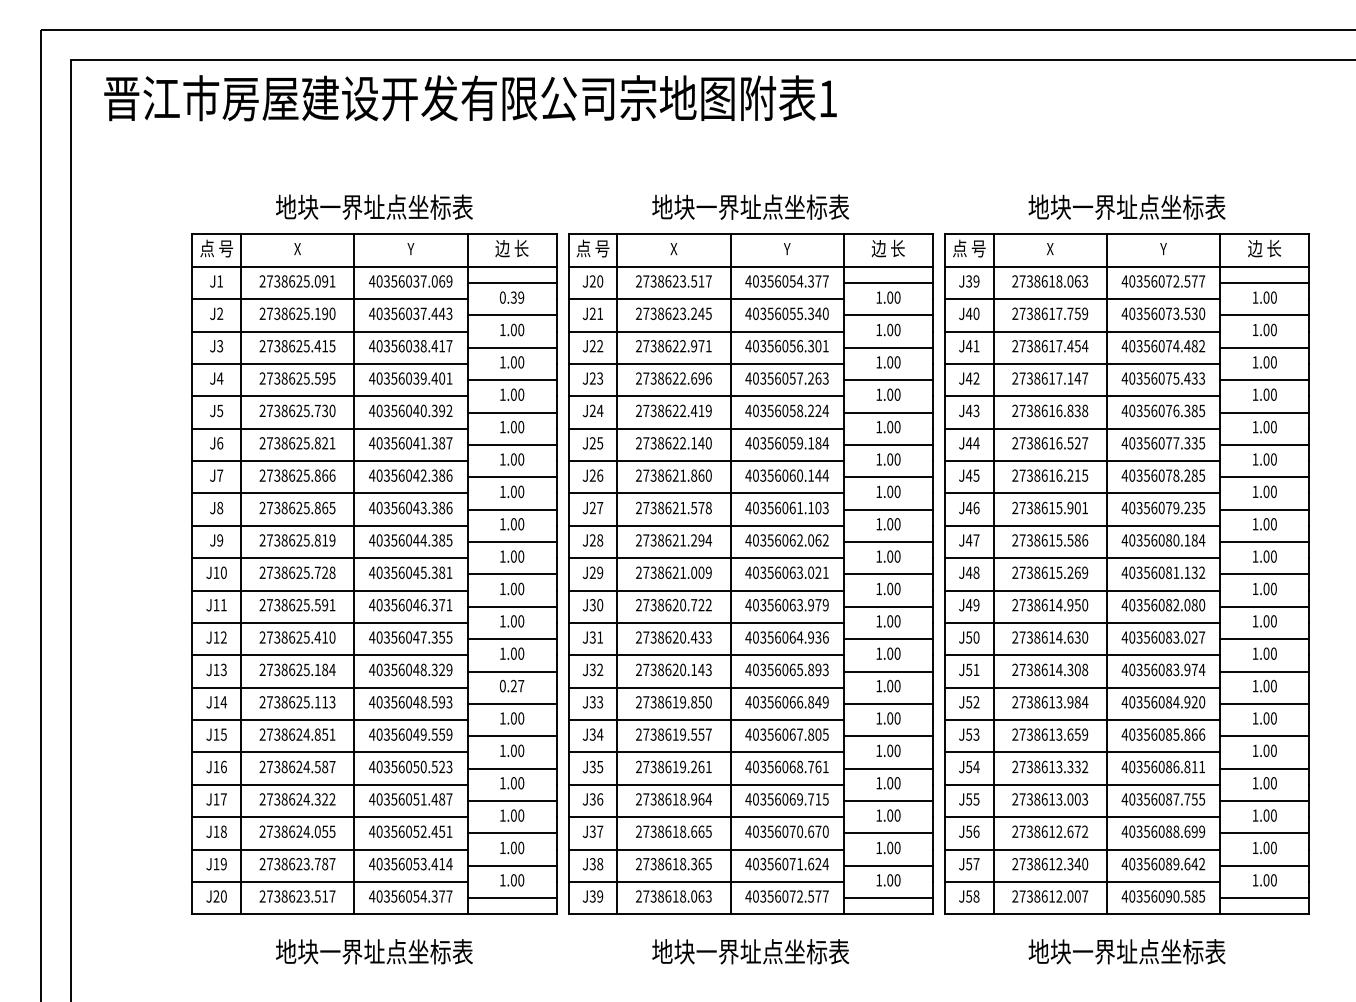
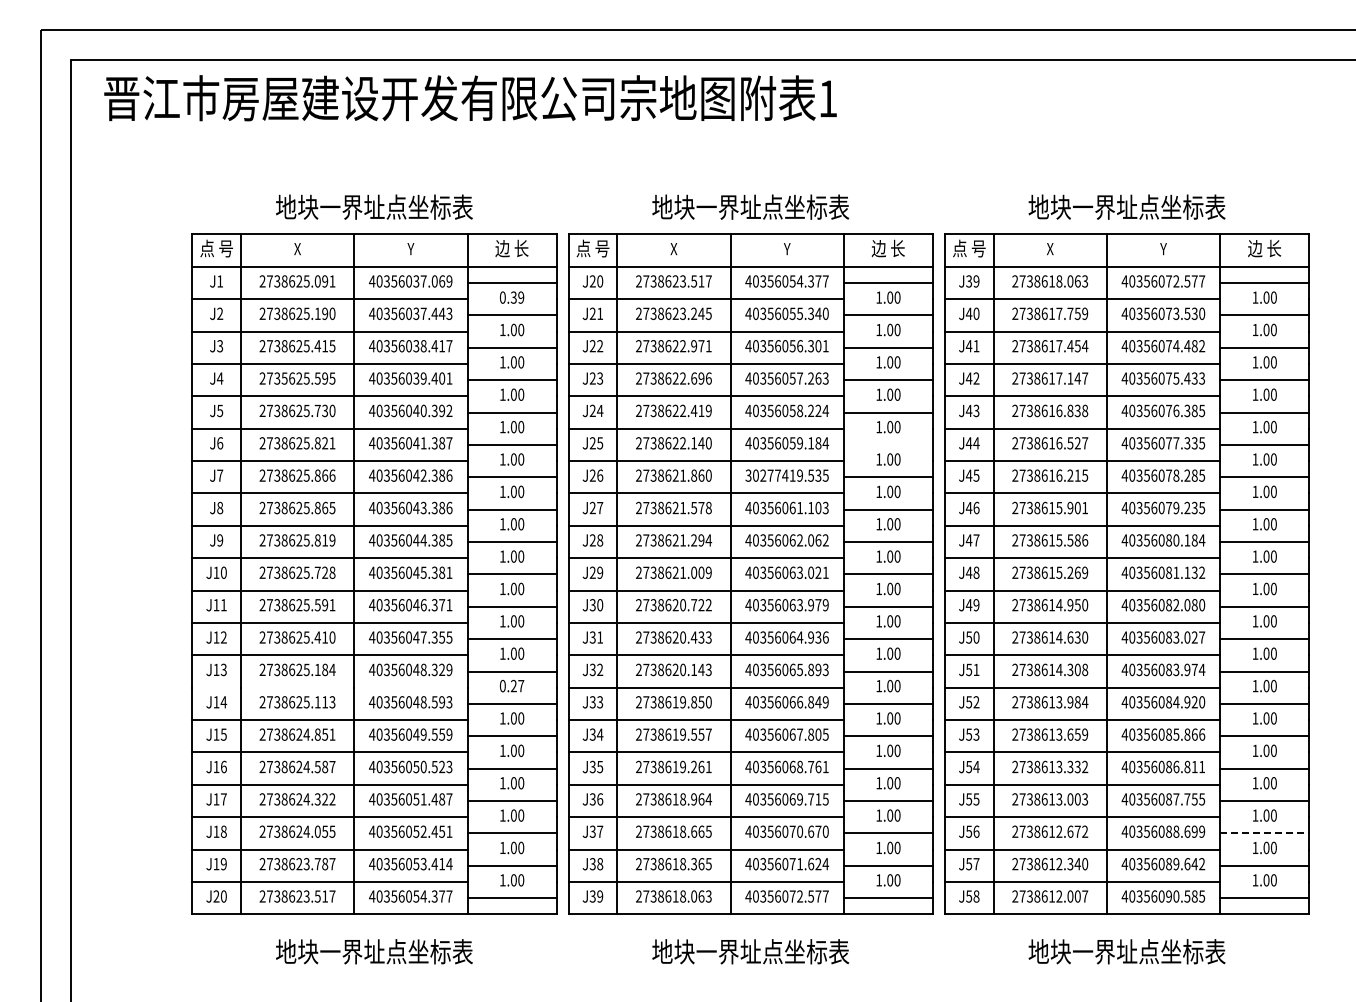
text: 2738625.595 -> 2735625.595 (284, 378)
line: present -> none (887, 444)
text: 40356060.144 -> 30277419.535 (786, 475)
line: present -> none (329, 687)
line: solid -> dashed (1264, 833)
